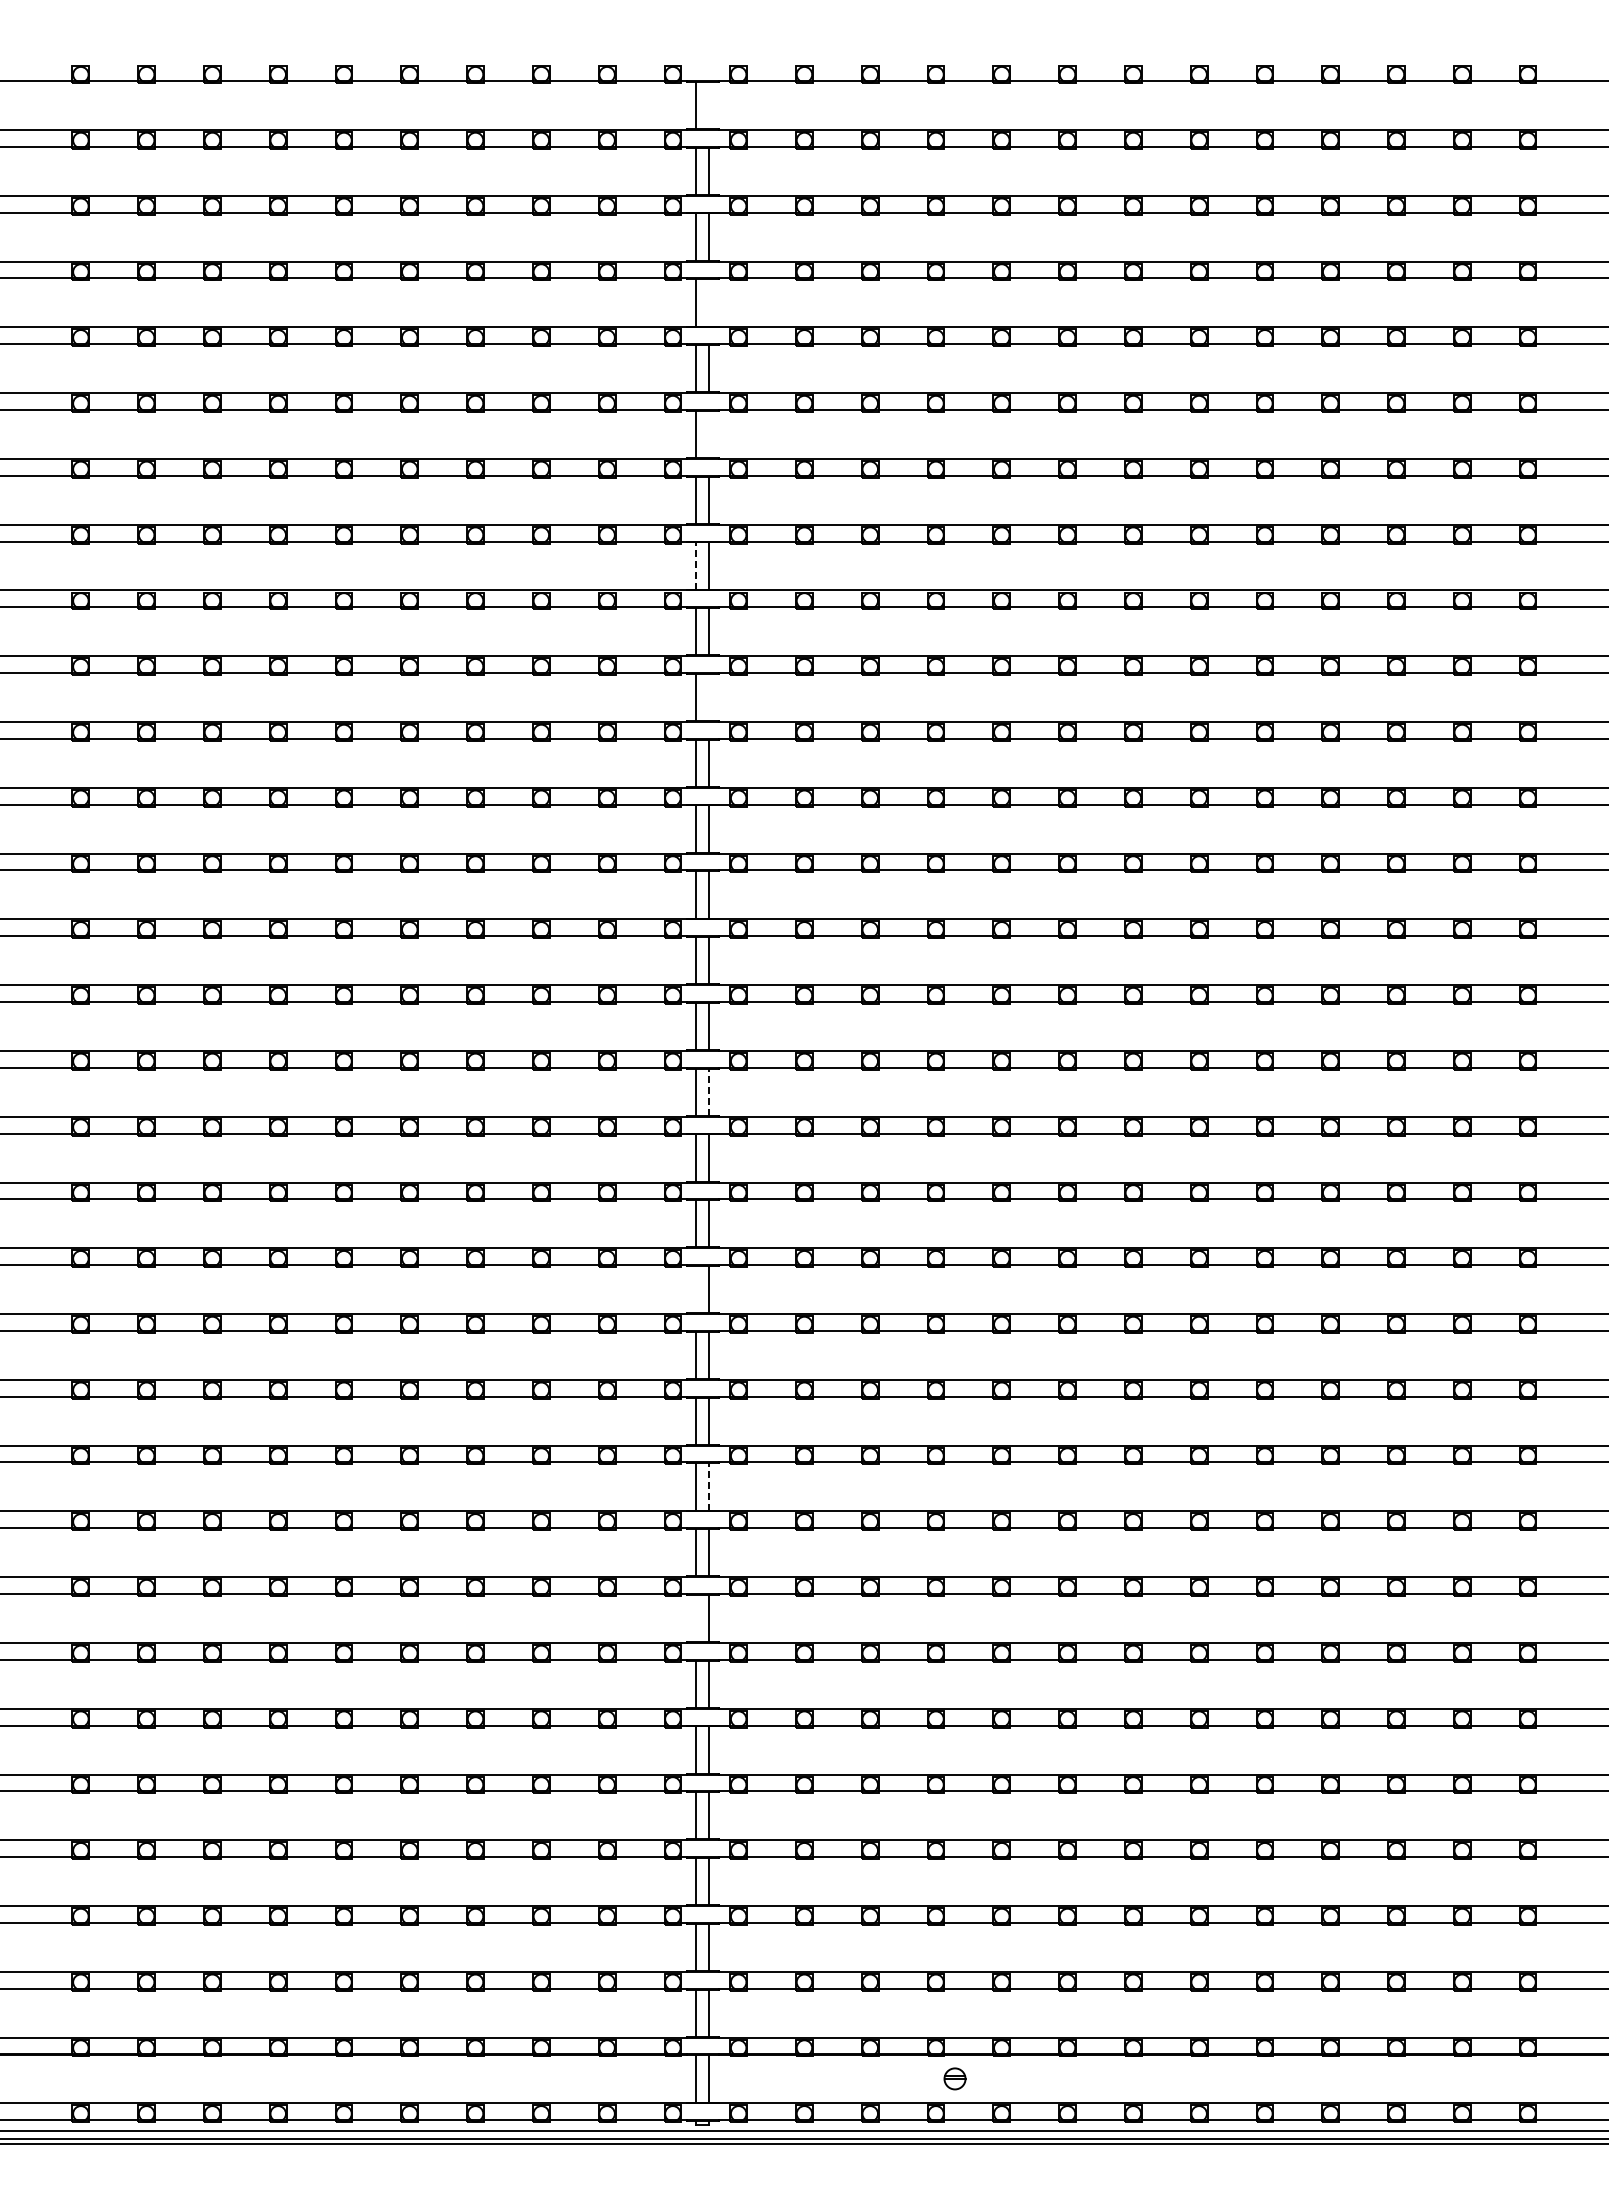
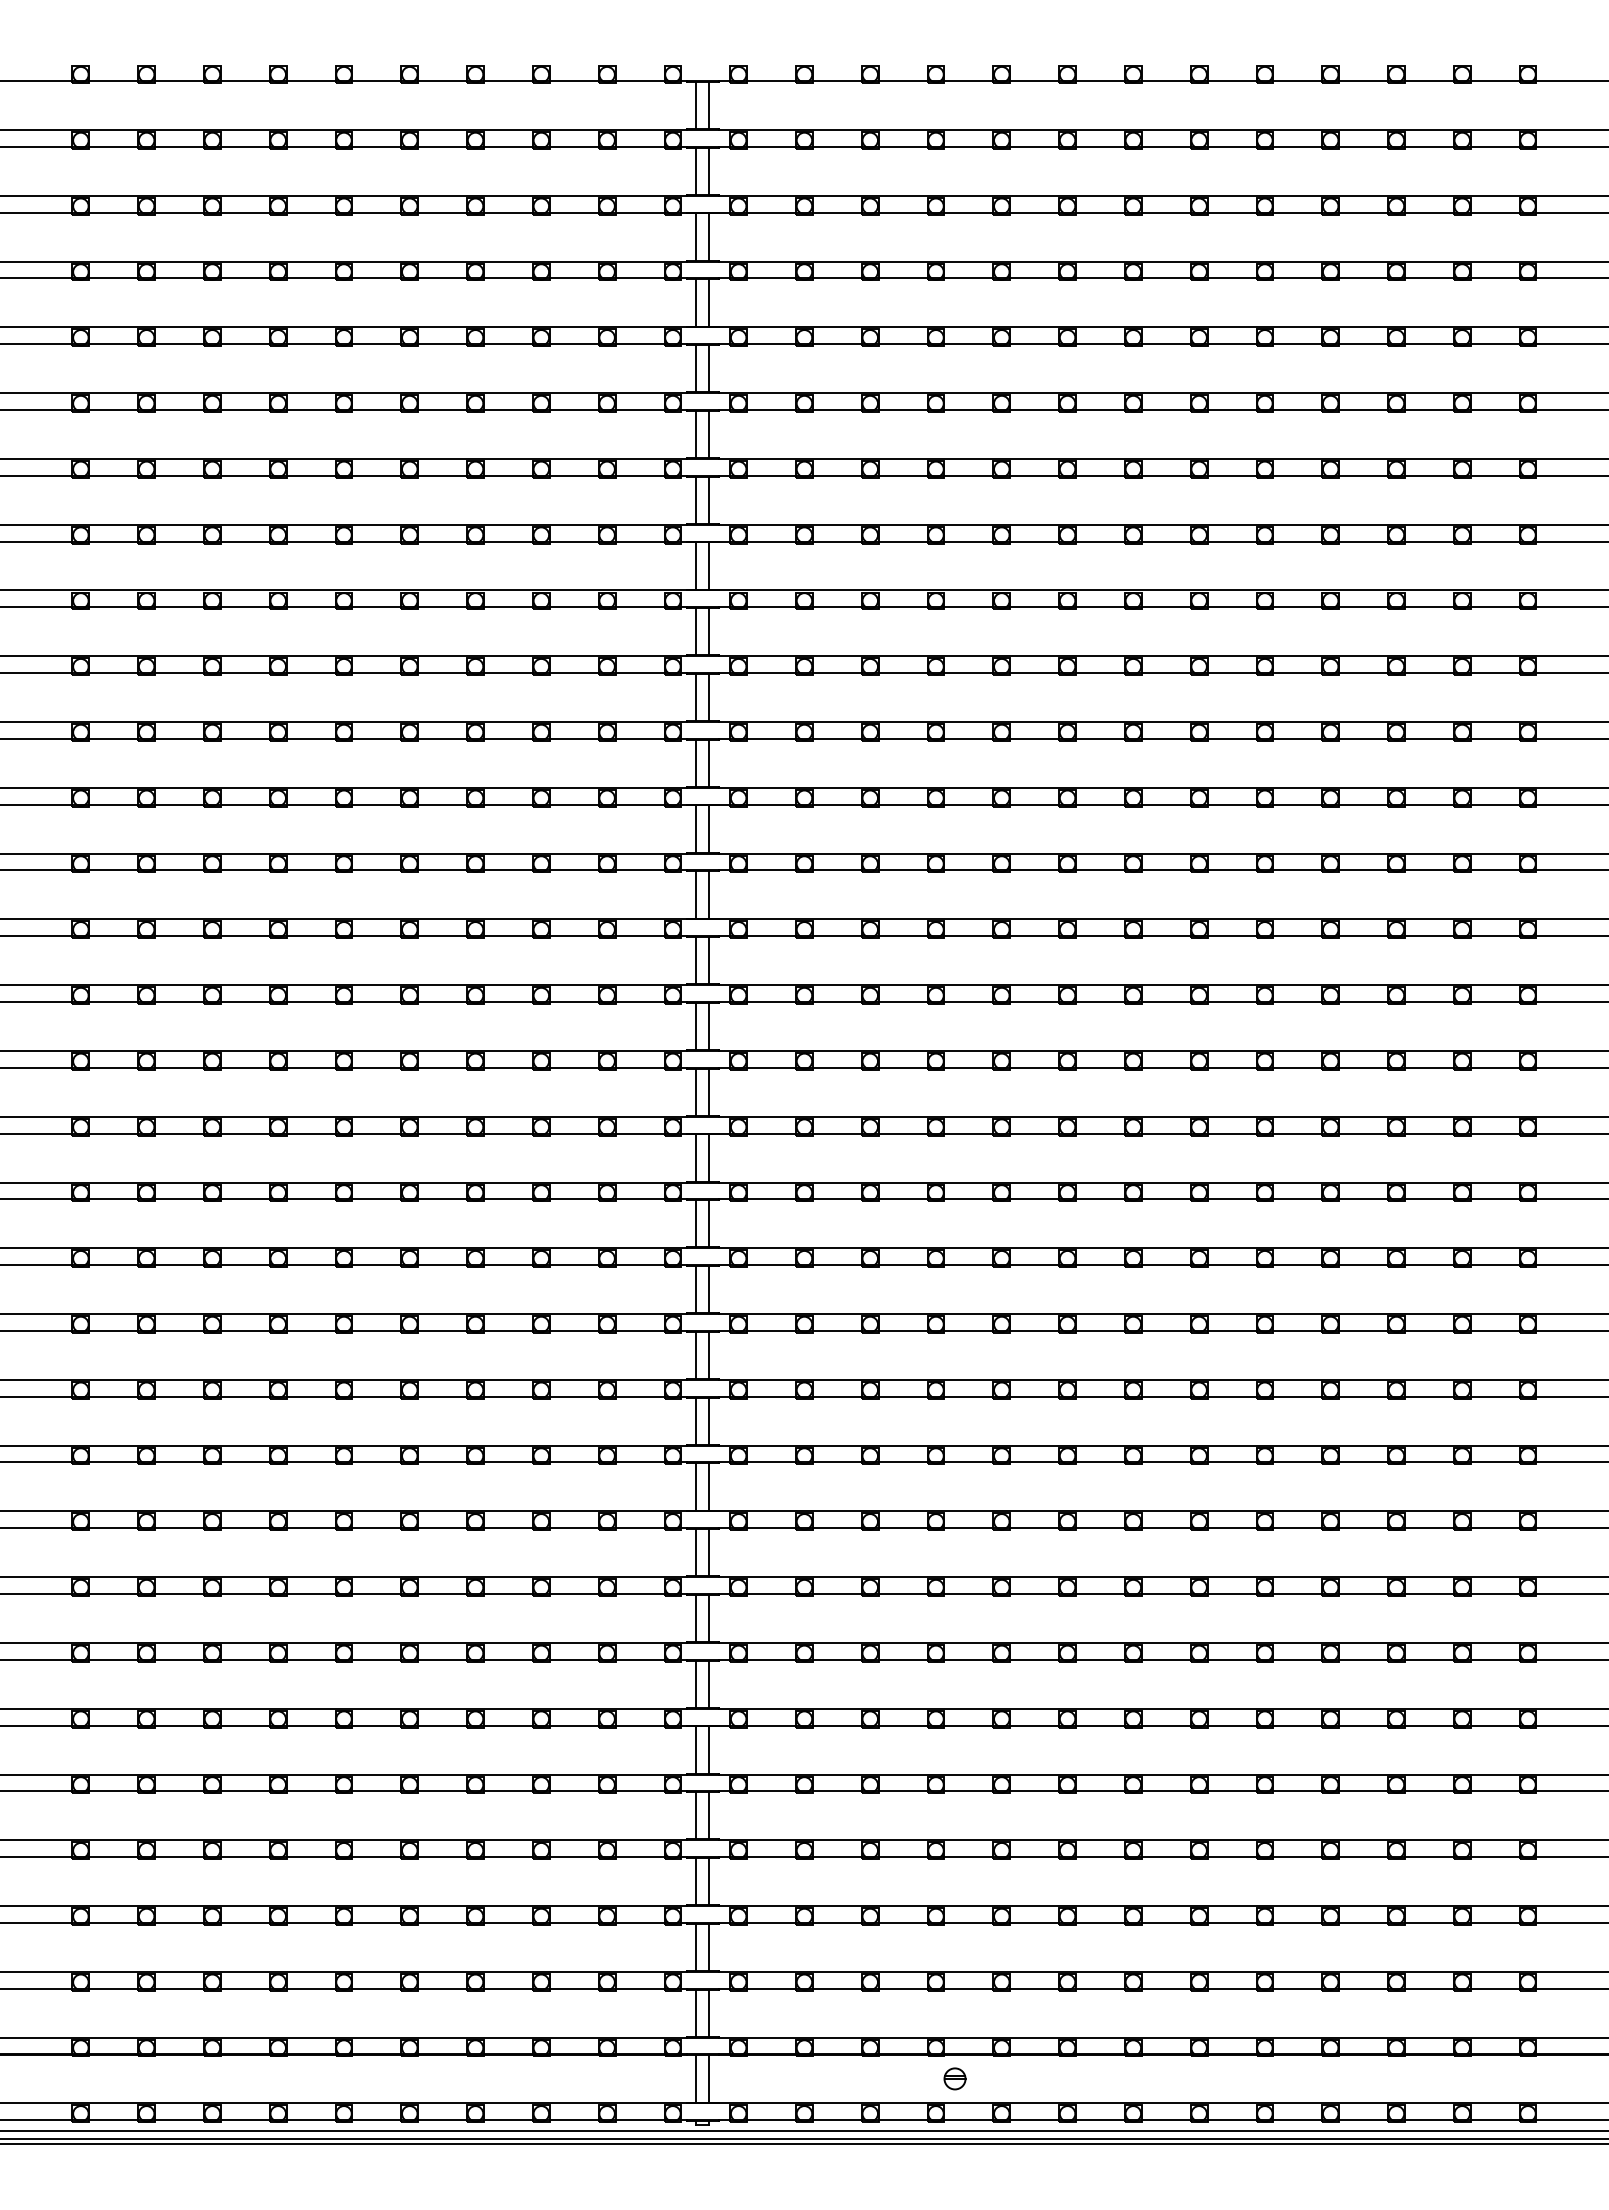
line: none -> present (708, 105)
line: none -> present (708, 302)
line: none -> present (708, 434)
line: dashed -> solid (696, 566)
line: none -> present (708, 697)
line: dashed -> solid (708, 1092)
line: none -> present (696, 1289)
line: dashed -> solid (708, 1486)
line: none -> present (696, 1618)
